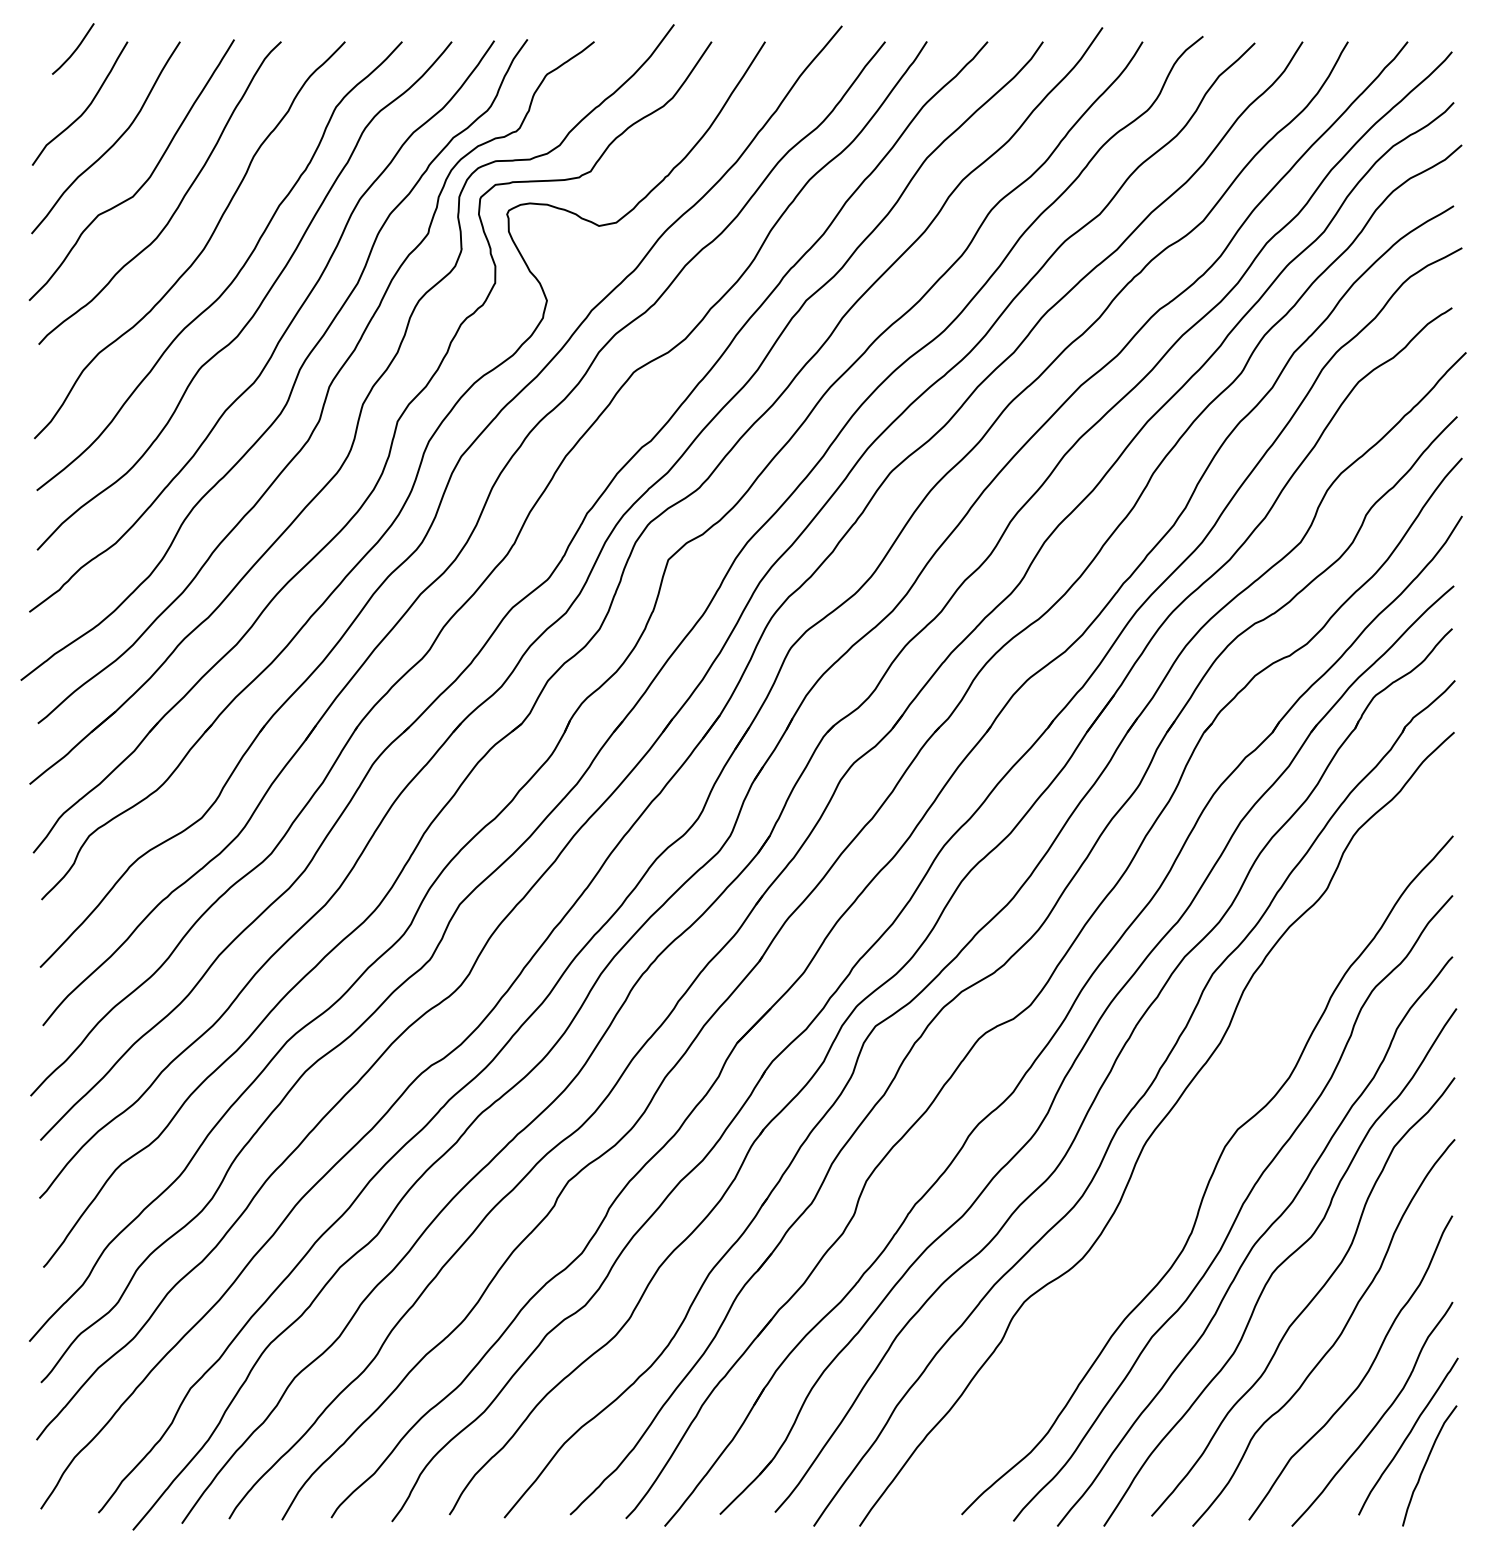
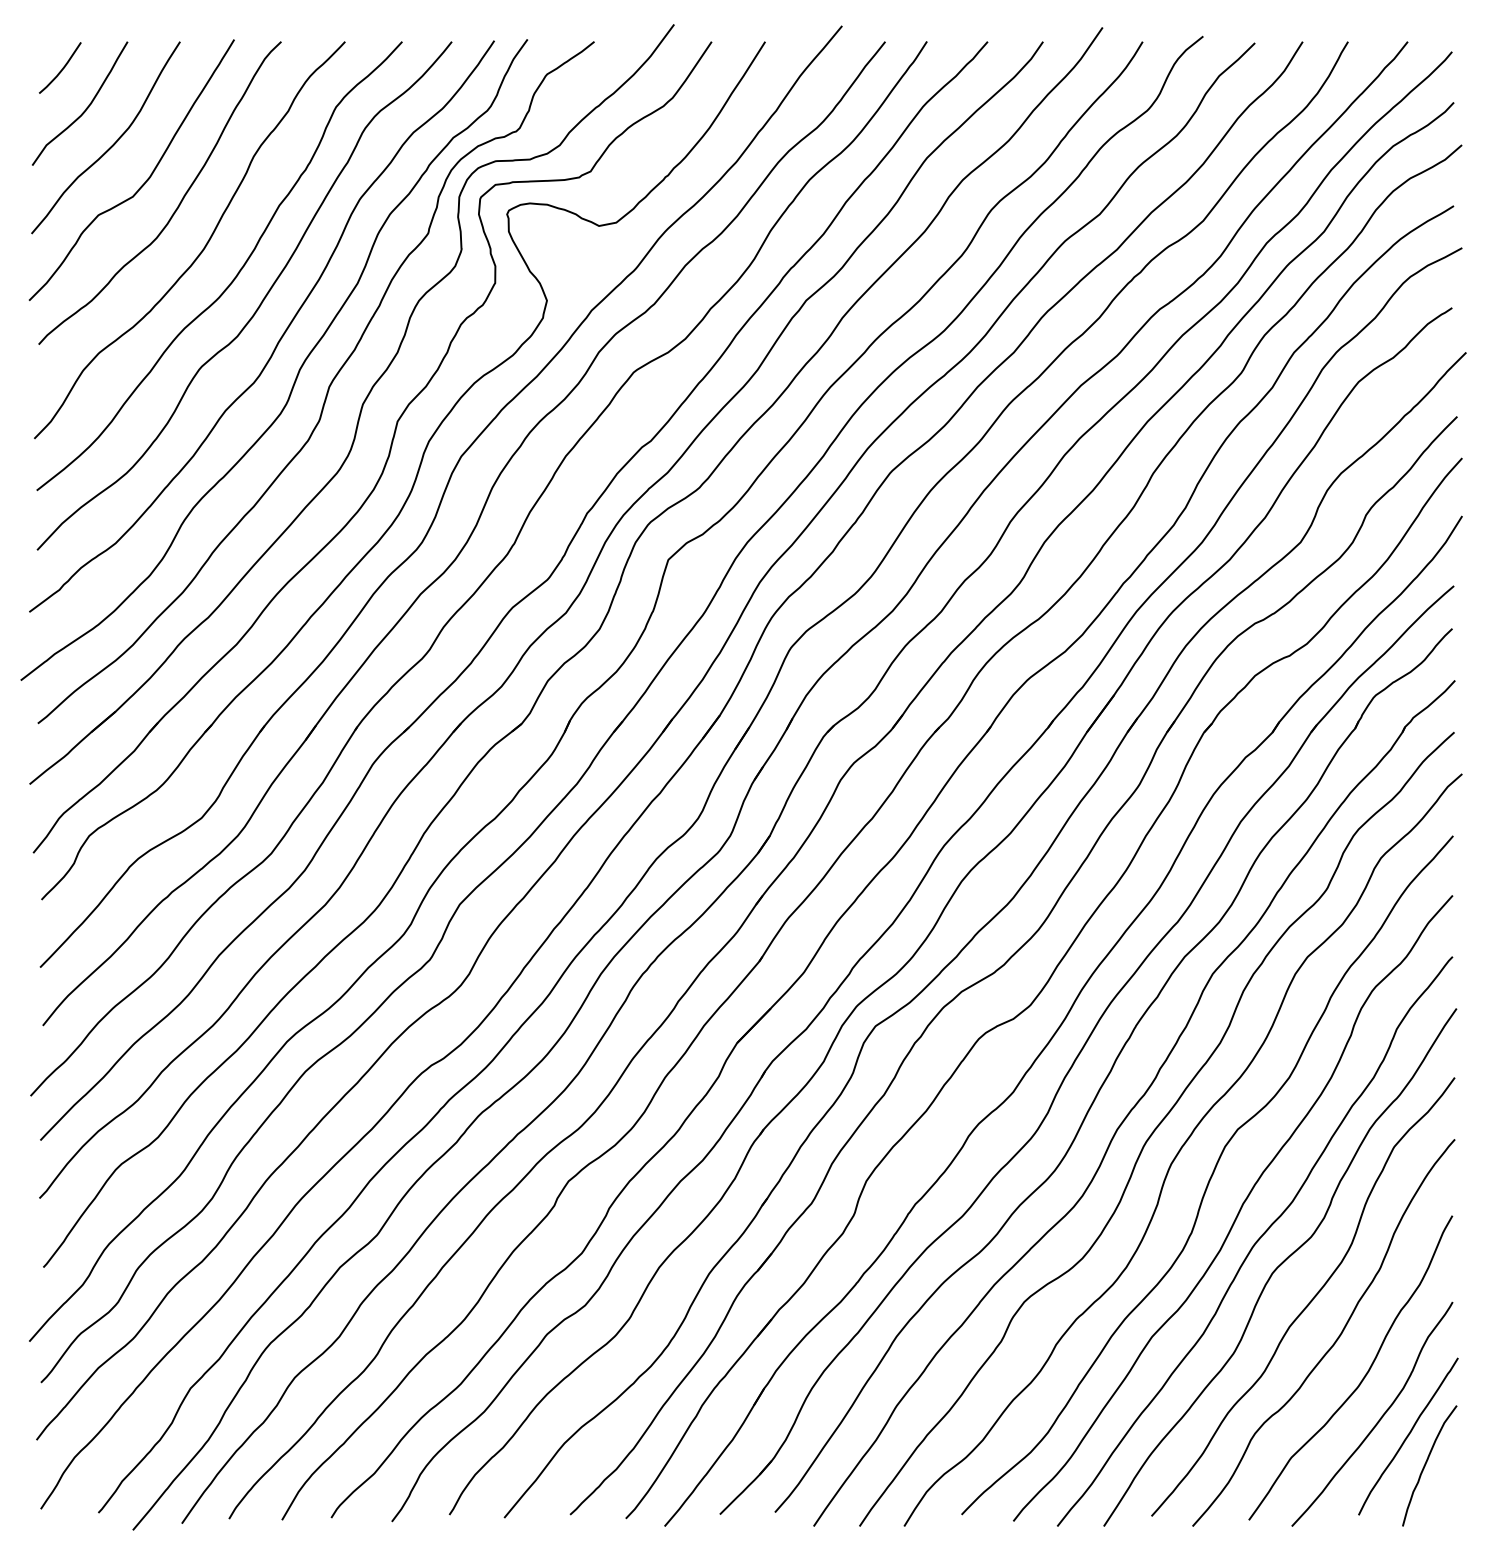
curve position: (75, 48) -> (62, 67) (62, 67)
curve: none -> present (1182, 1148)
